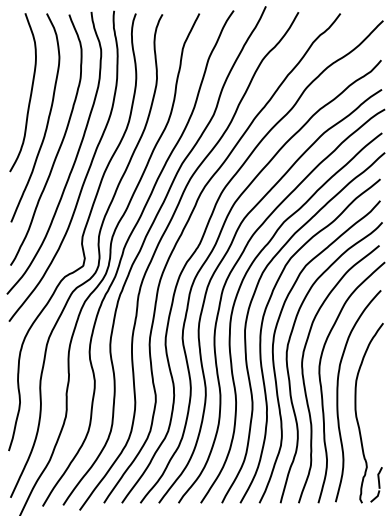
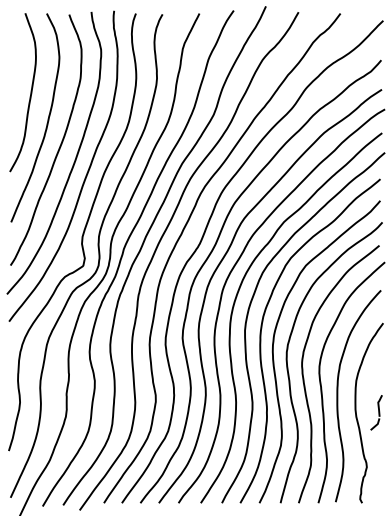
part position: (376, 484) -> (376, 412) (376, 412)
